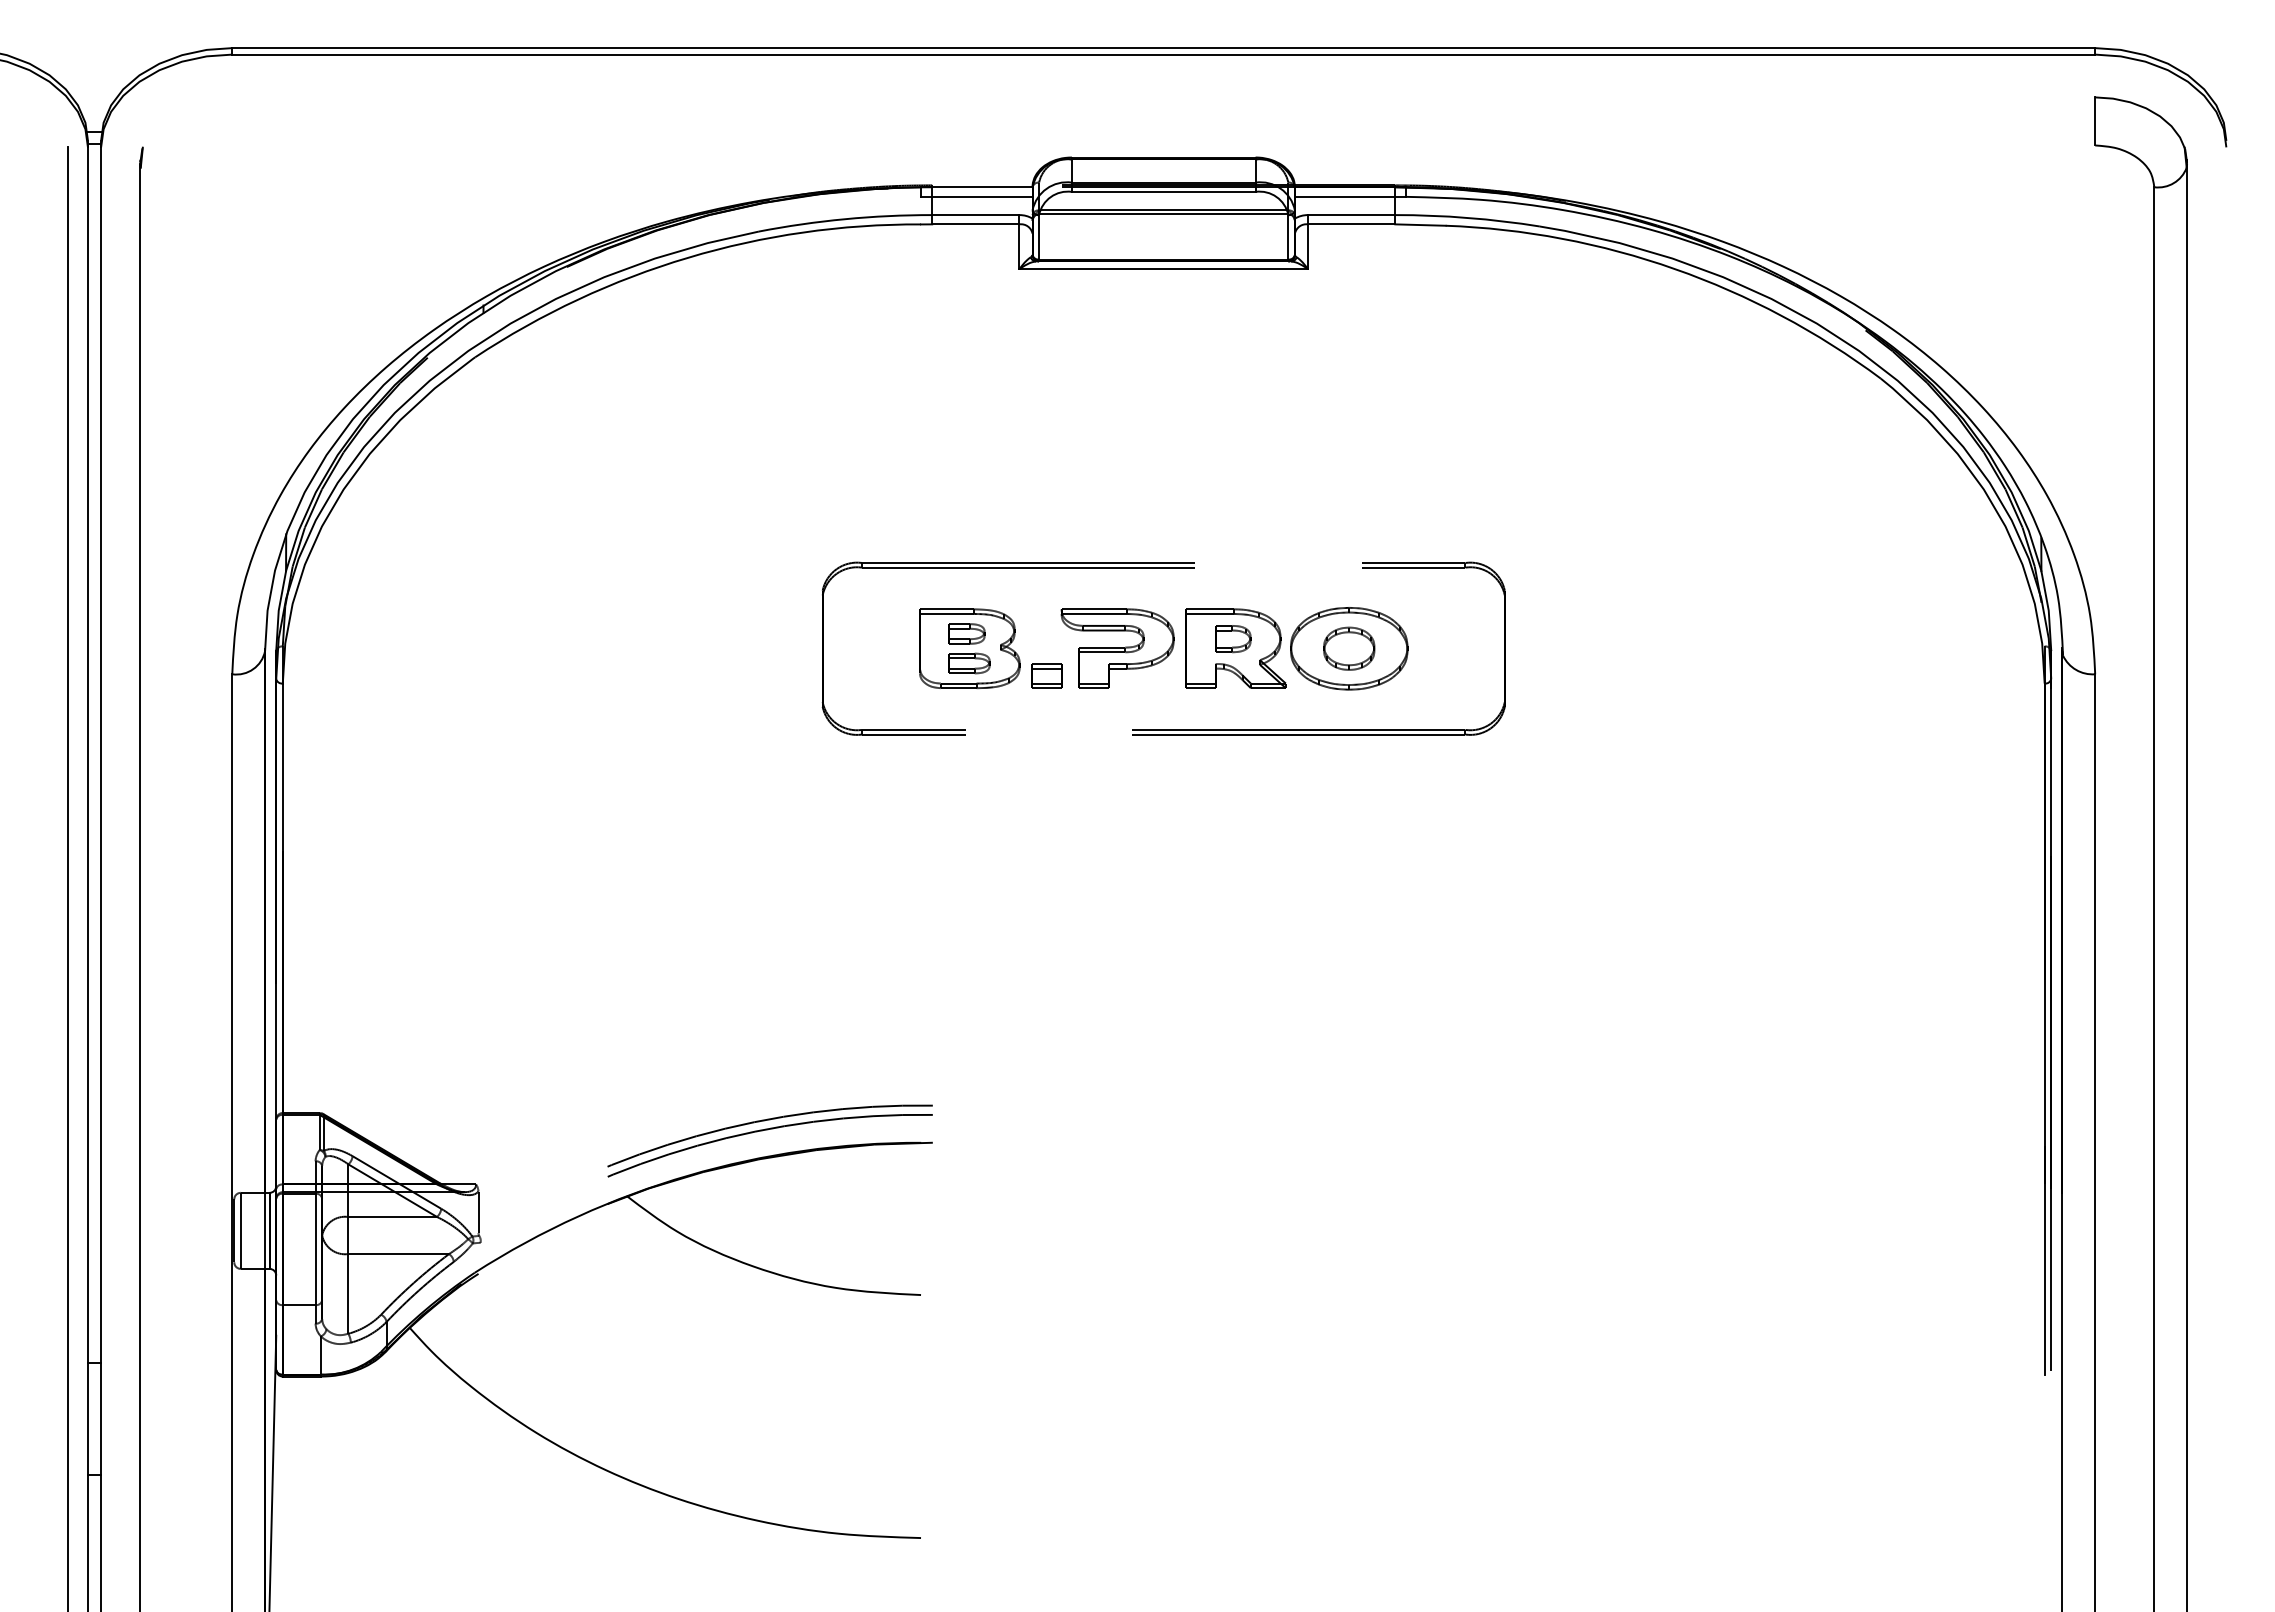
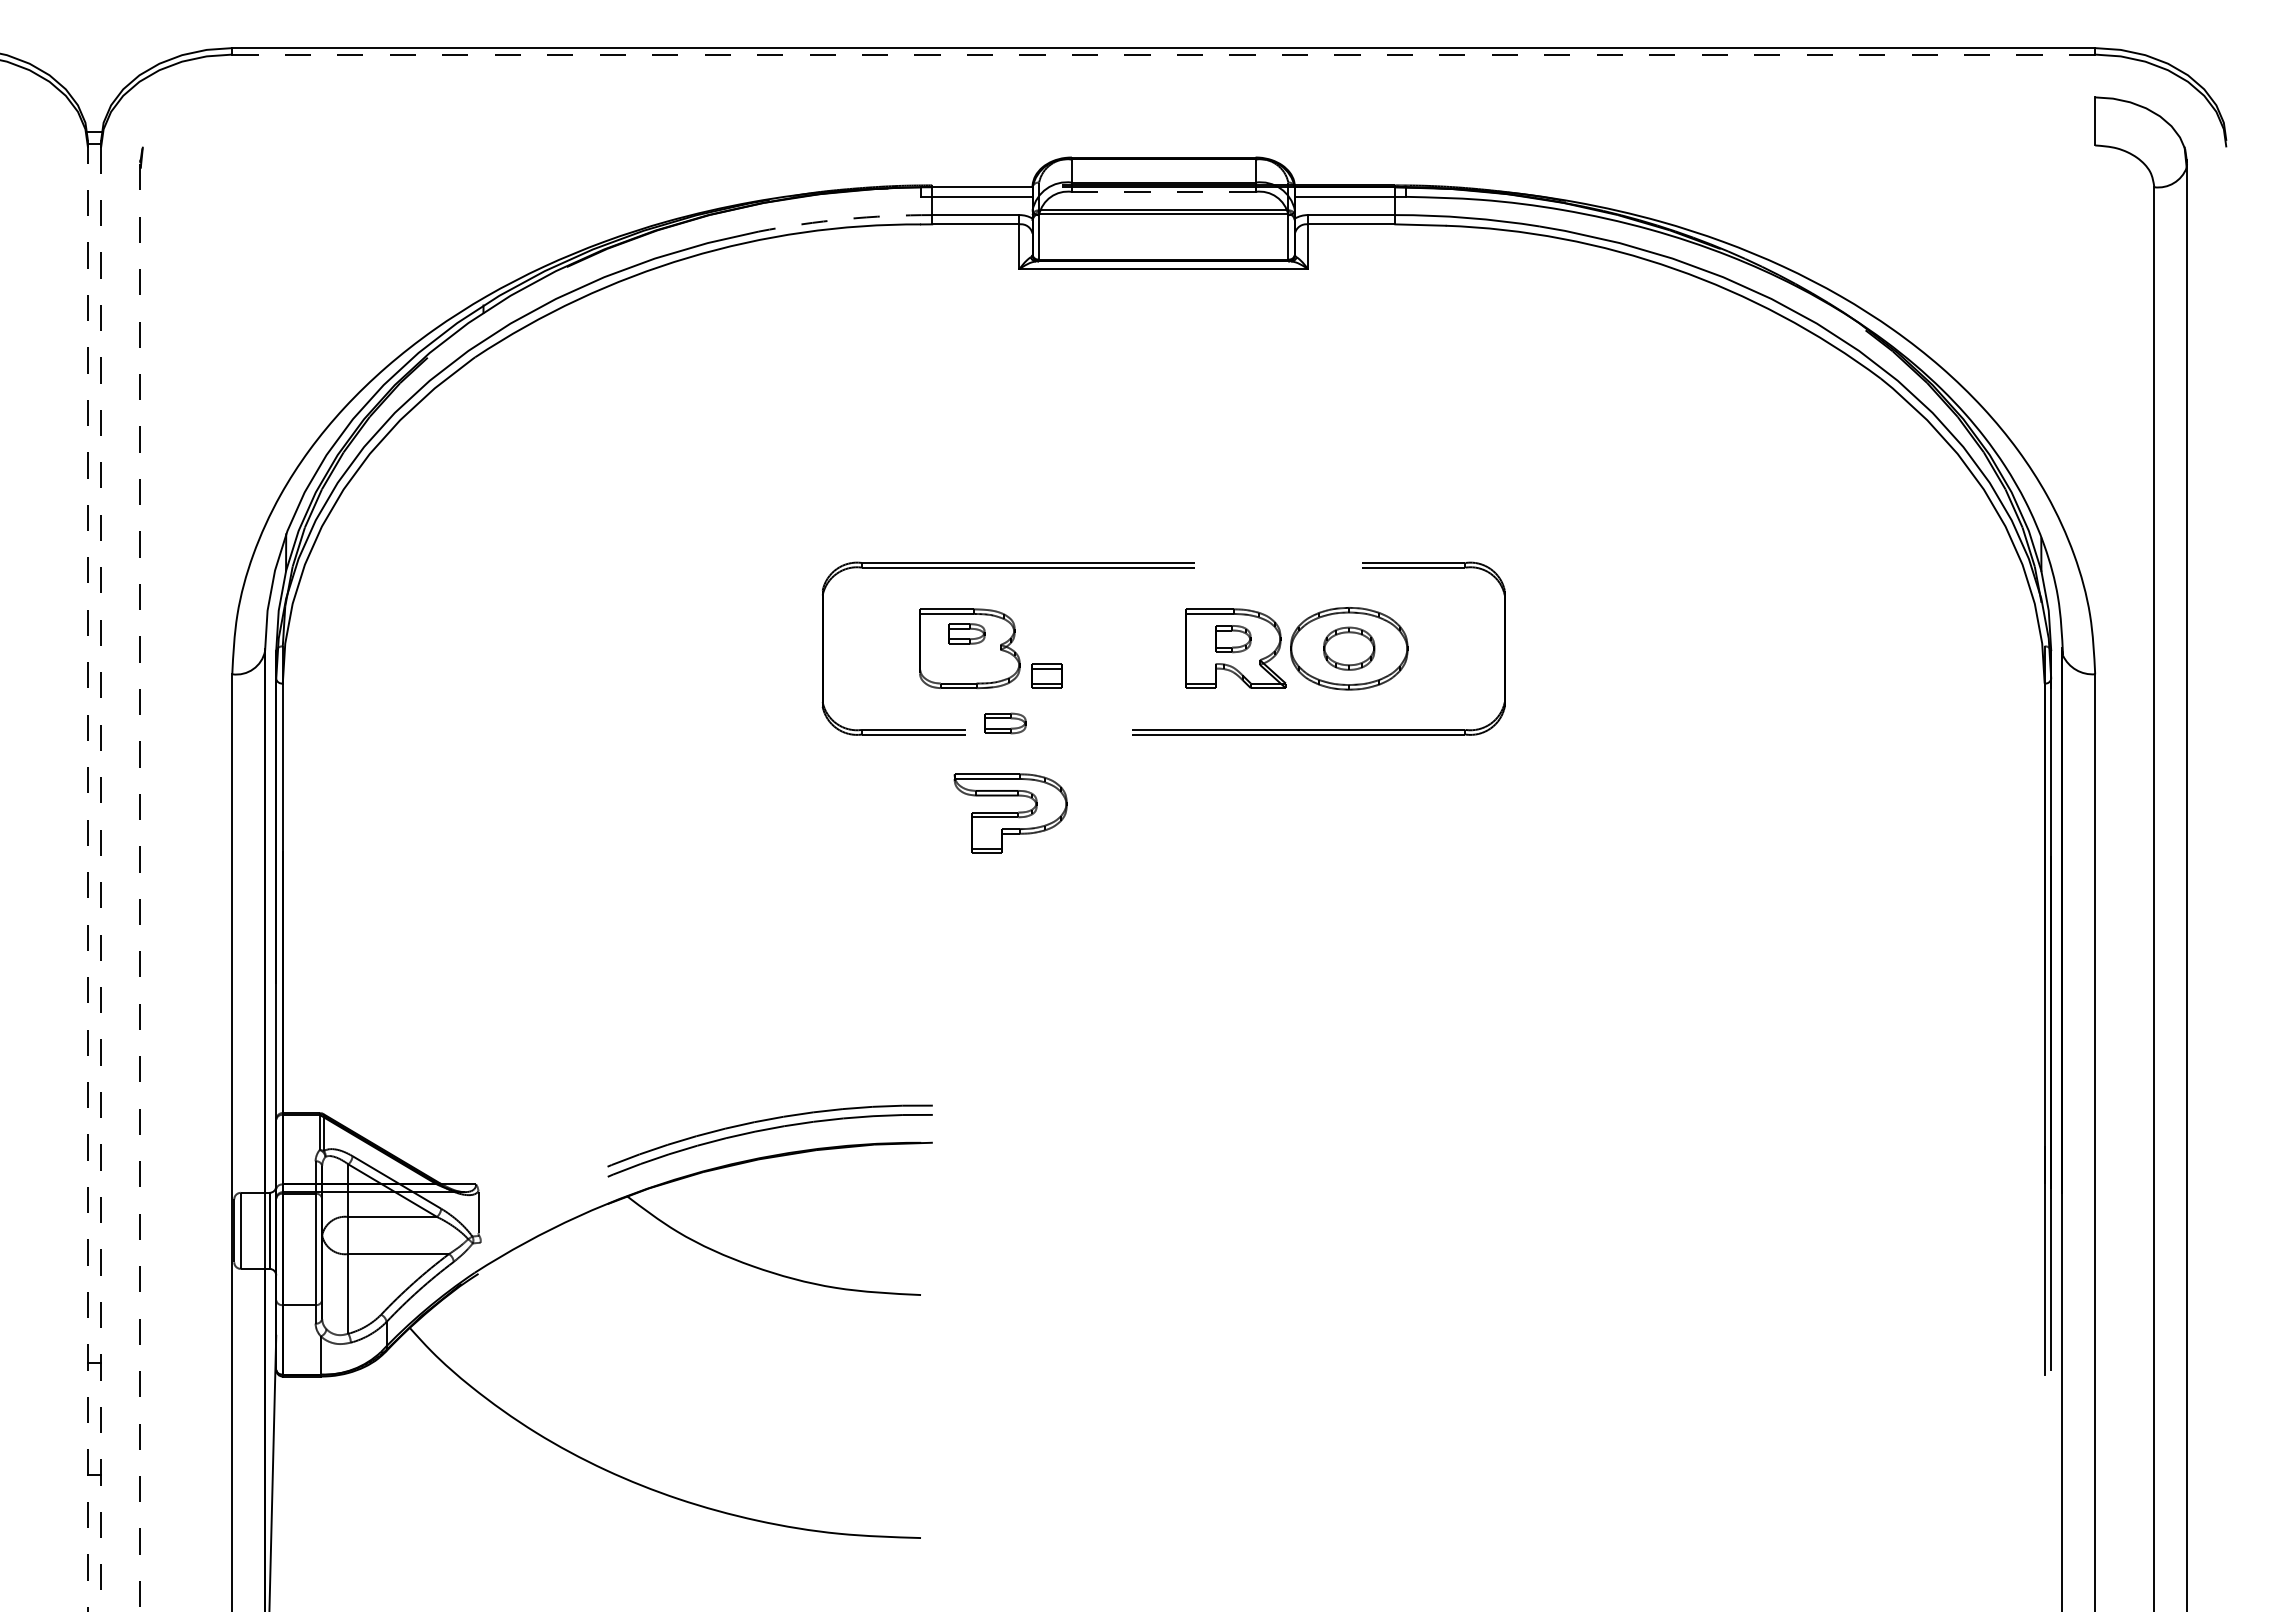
line: solid -> dashed (1163, 54)
line: solid -> dashed (1163, 191)
arc: solid -> dashed (845, 219)
part position: (1117, 648) -> (1010, 813) (1010, 813)
part position: (969, 663) -> (1005, 723) (1005, 723)
line: present -> none (68, 877)
line: solid -> dashed (87, 879)
line: solid -> dashed (101, 879)
line: solid -> dashed (140, 888)
